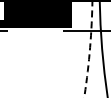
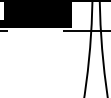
arc: dashed -> solid (89, 48)
